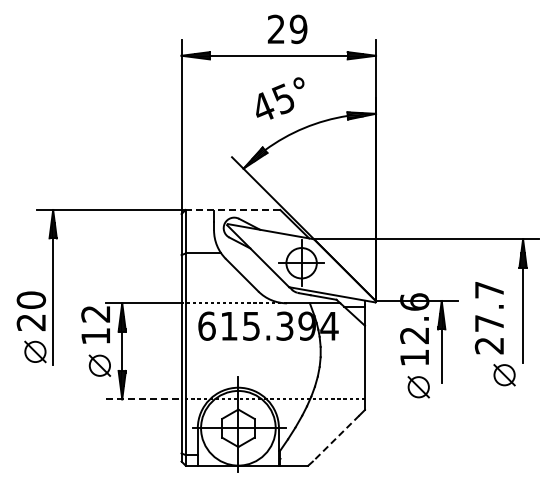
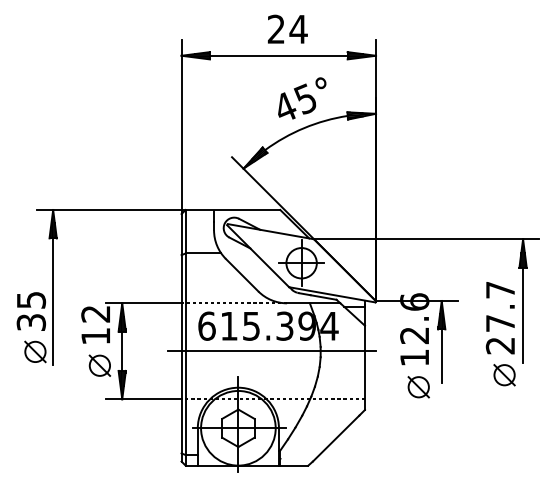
text: 29 -> 24 (298, 29)
text position: (280, 98) -> (302, 98) (302, 98)
line: dashed -> solid (232, 210)
text: 20 -> 35 (31, 311)
text position: (488, 318) -> (499, 318) (499, 318)
line: none -> present (271, 351)
line: dashed -> solid (143, 399)
line: dashed -> solid (336, 438)
